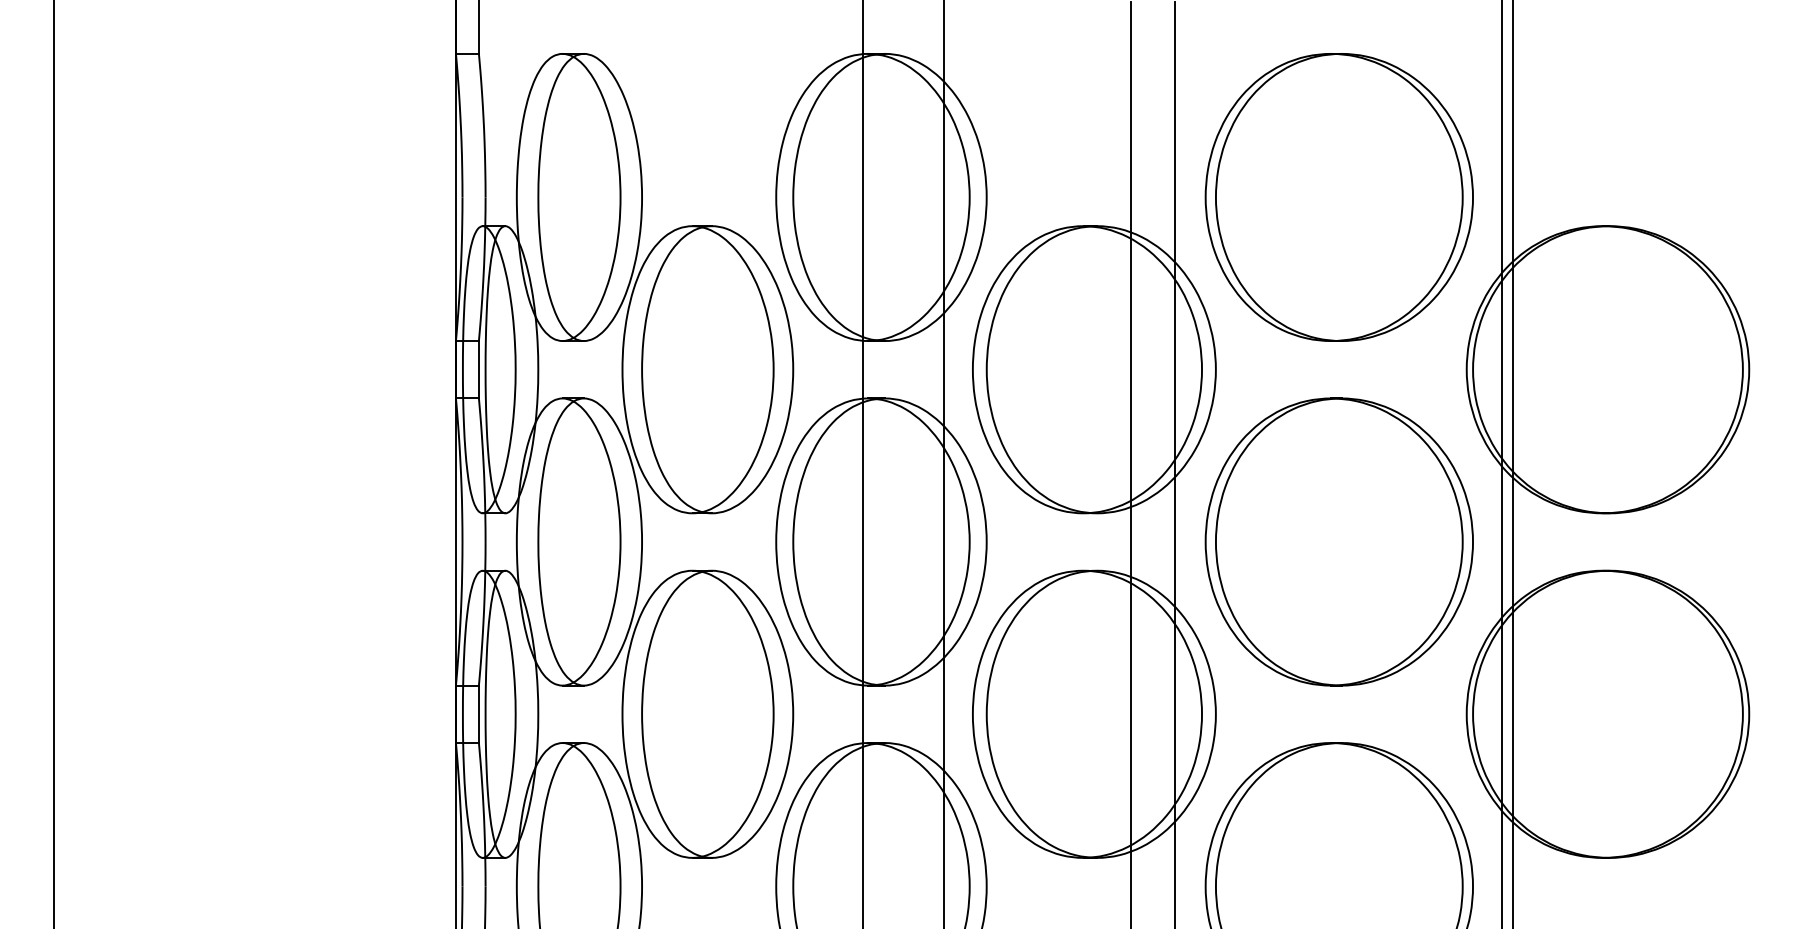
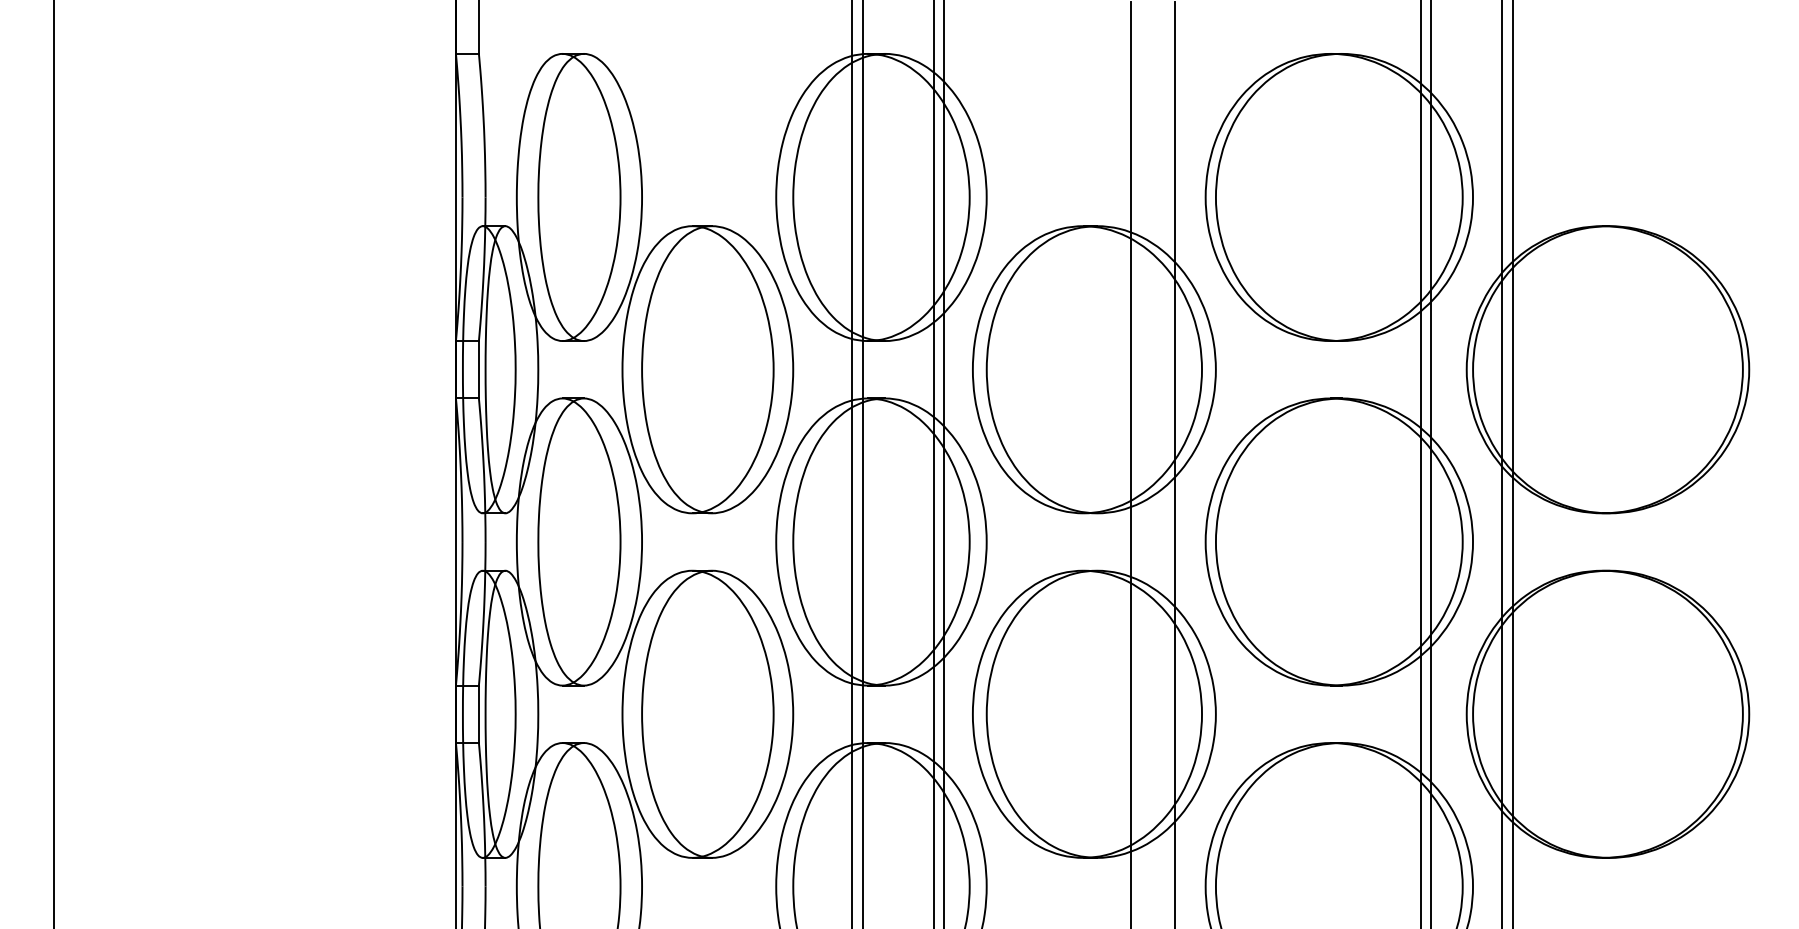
line: none -> present (852, 463)
line: none -> present (933, 463)
line: none -> present (1420, 463)
line: none -> present (1431, 463)
